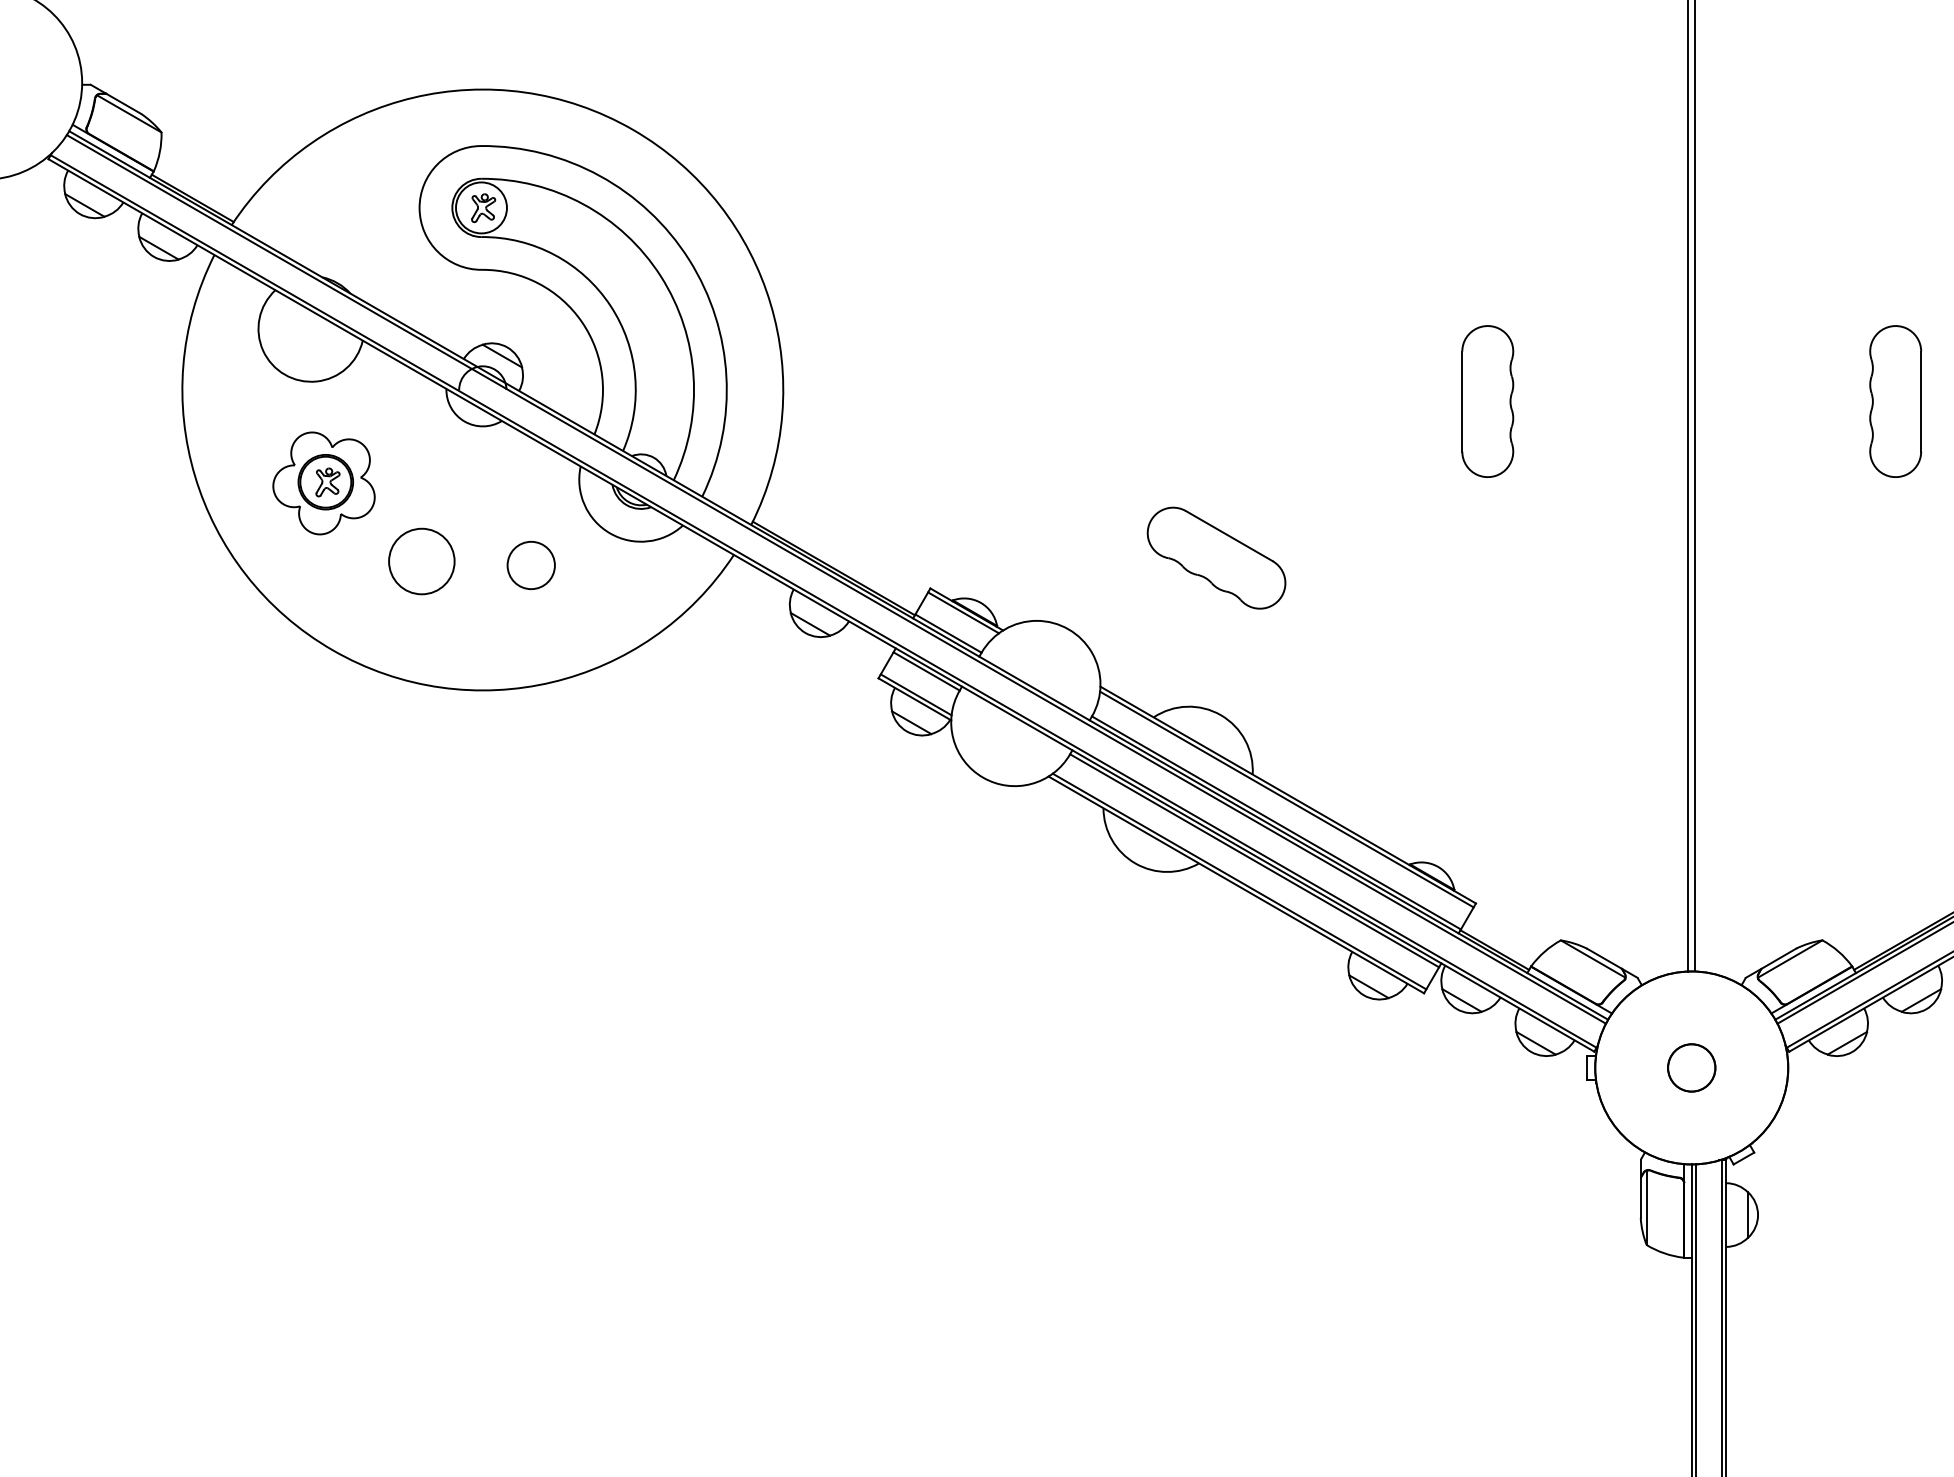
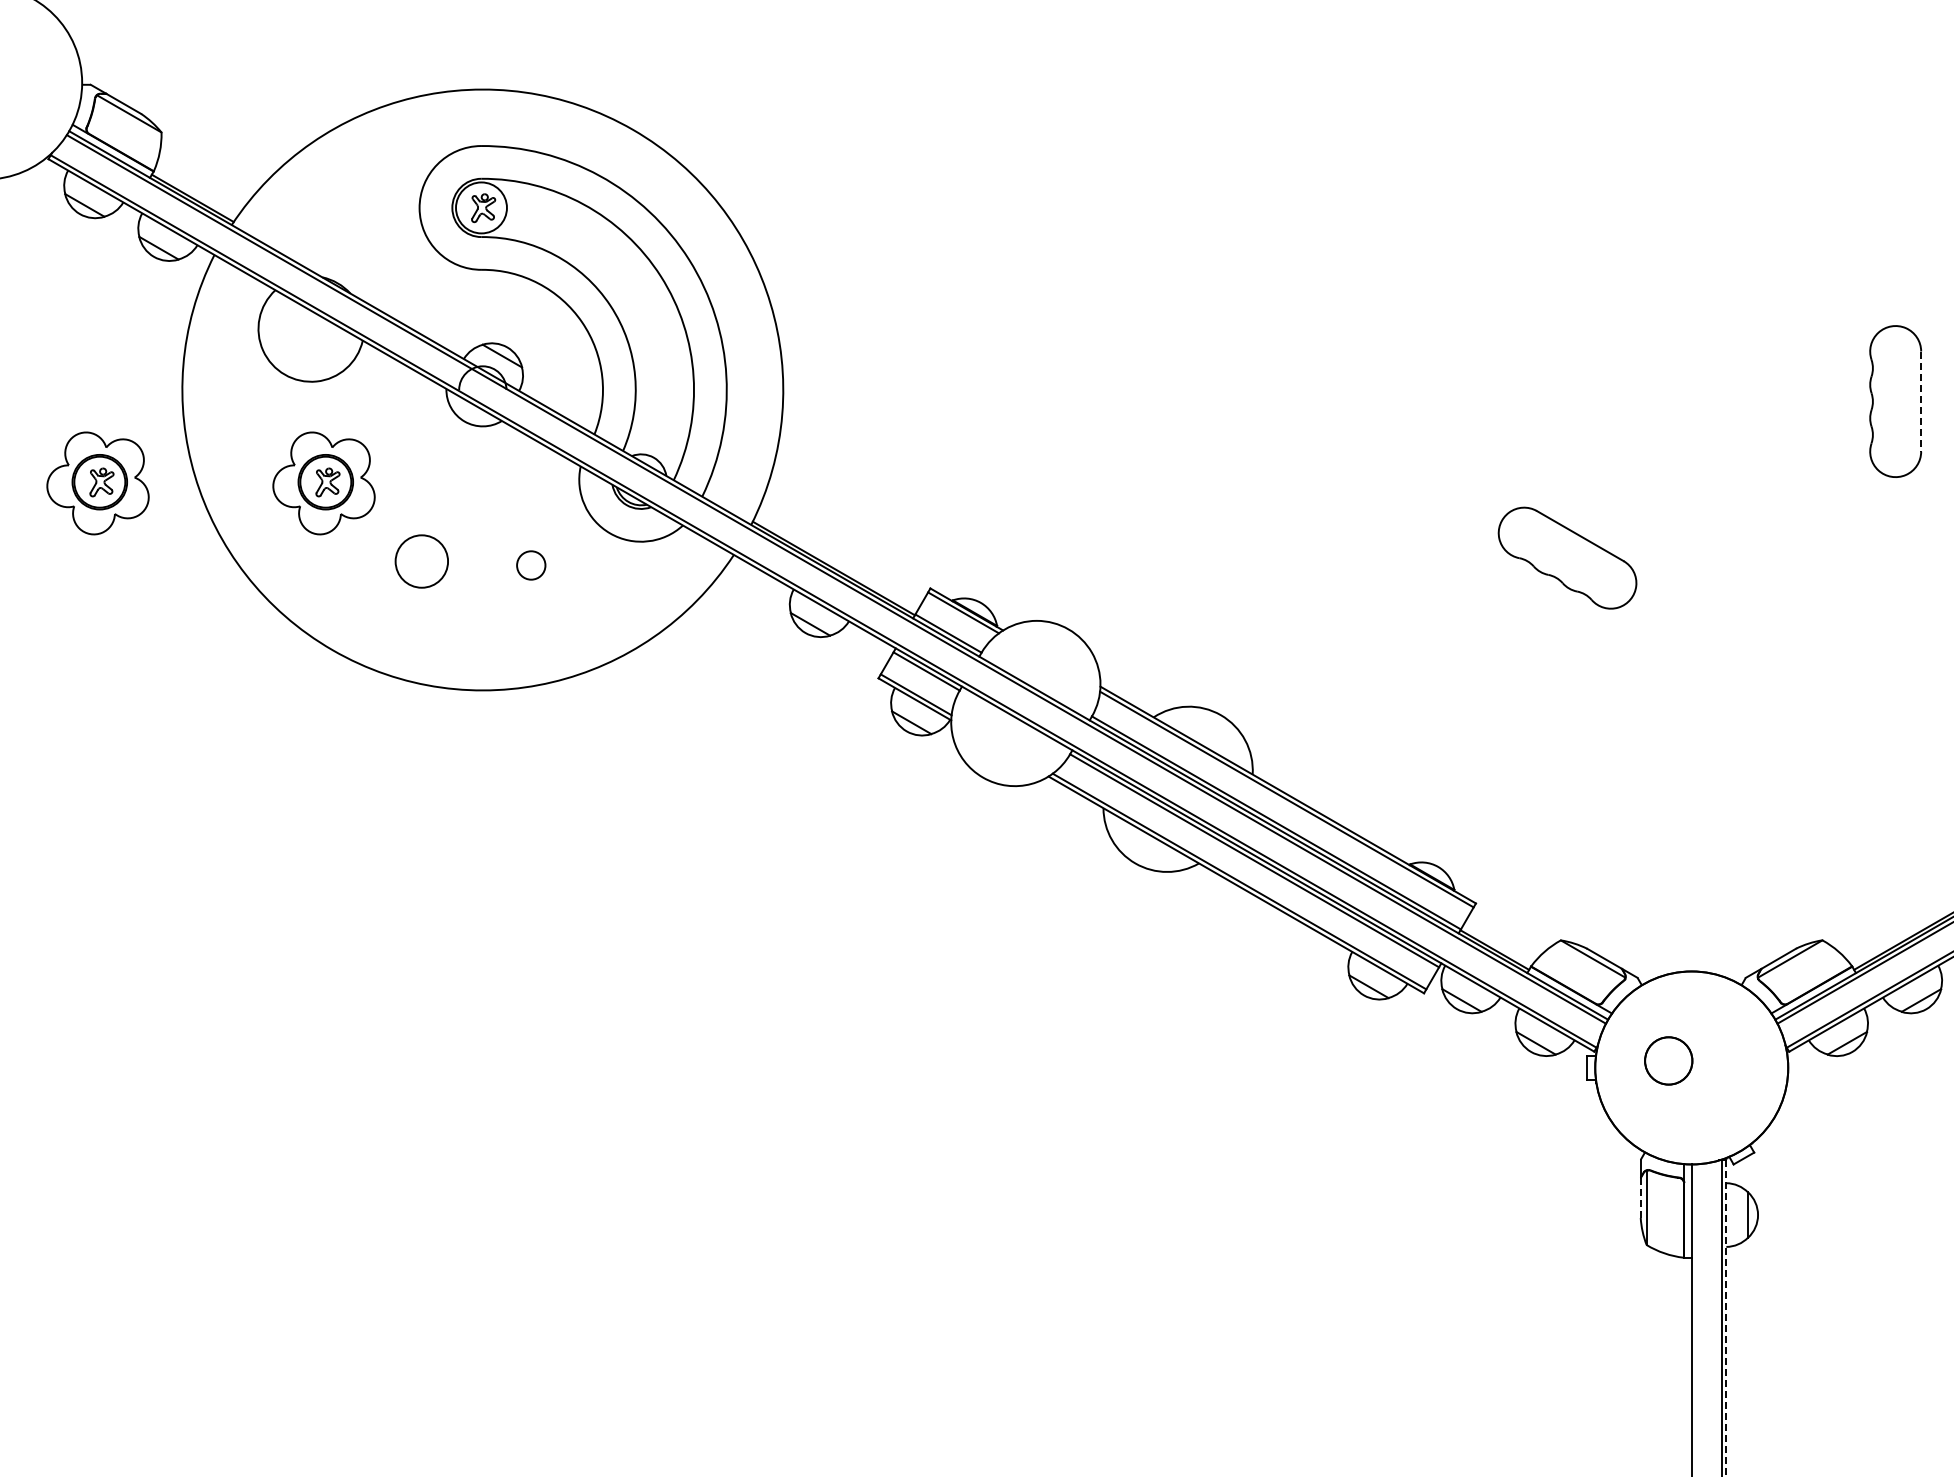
part: present -> none (1487, 401)
line: solid -> dashed (1921, 402)
part: none -> present (97, 483)
line: present -> none (1688, 486)
line: present -> none (1695, 486)
part position: (1216, 557) -> (1567, 557) (1567, 557)
circle diameter: 66 px -> 52 px (421, 561)
circle diameter: 47 px -> 28 px (531, 565)
circle position: (1691, 1067) -> (1668, 1060) (1668, 1060)
line: solid -> dashed (1640, 1198)
line: present -> none (1696, 1318)
line: solid -> dashed (1726, 1318)
